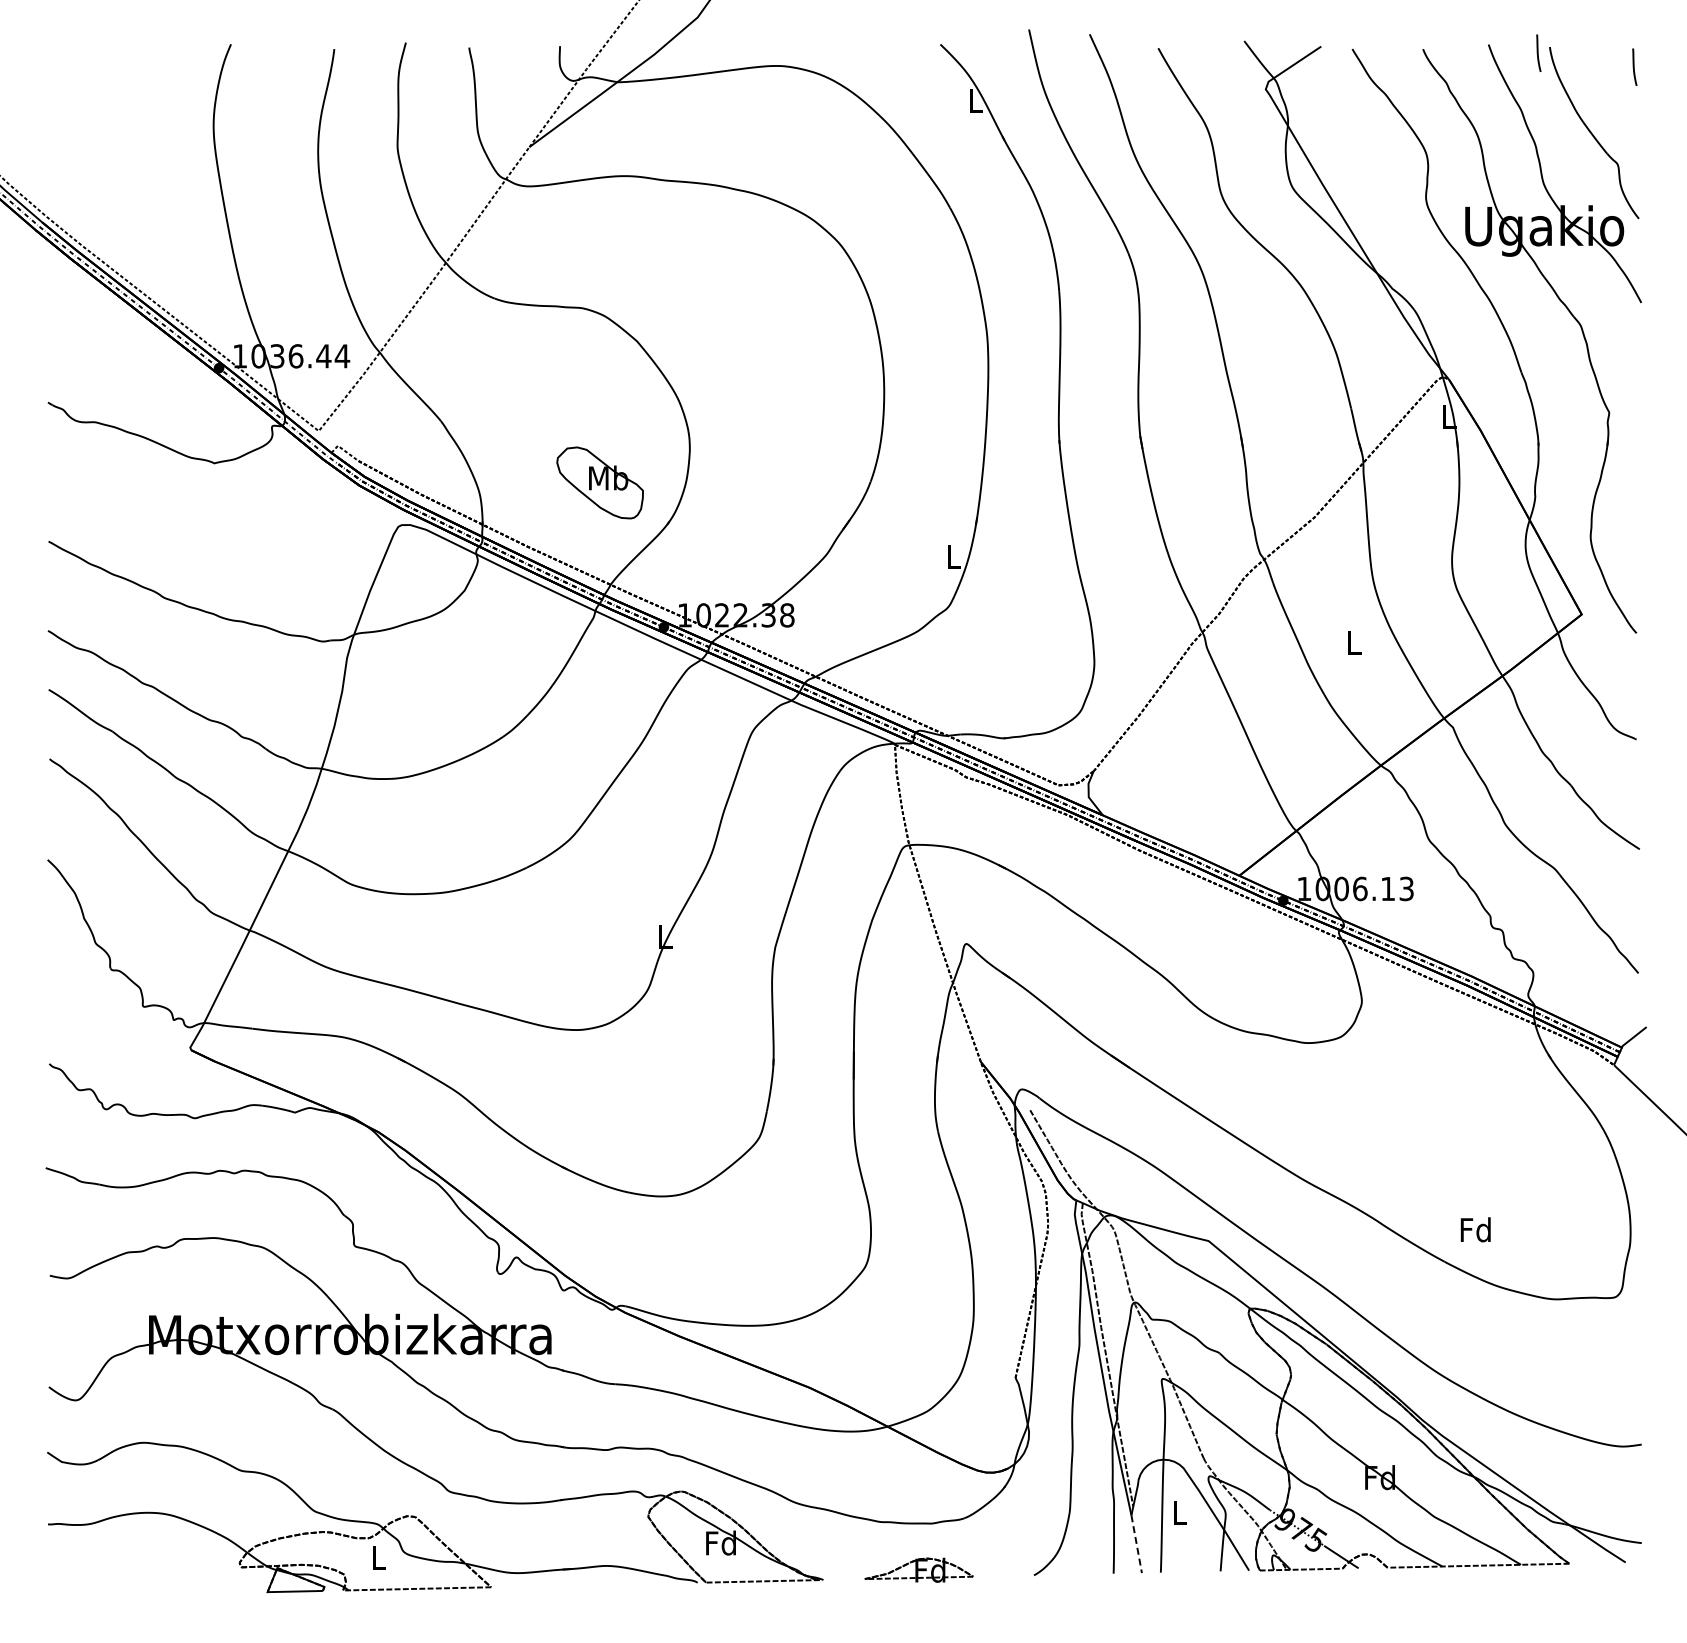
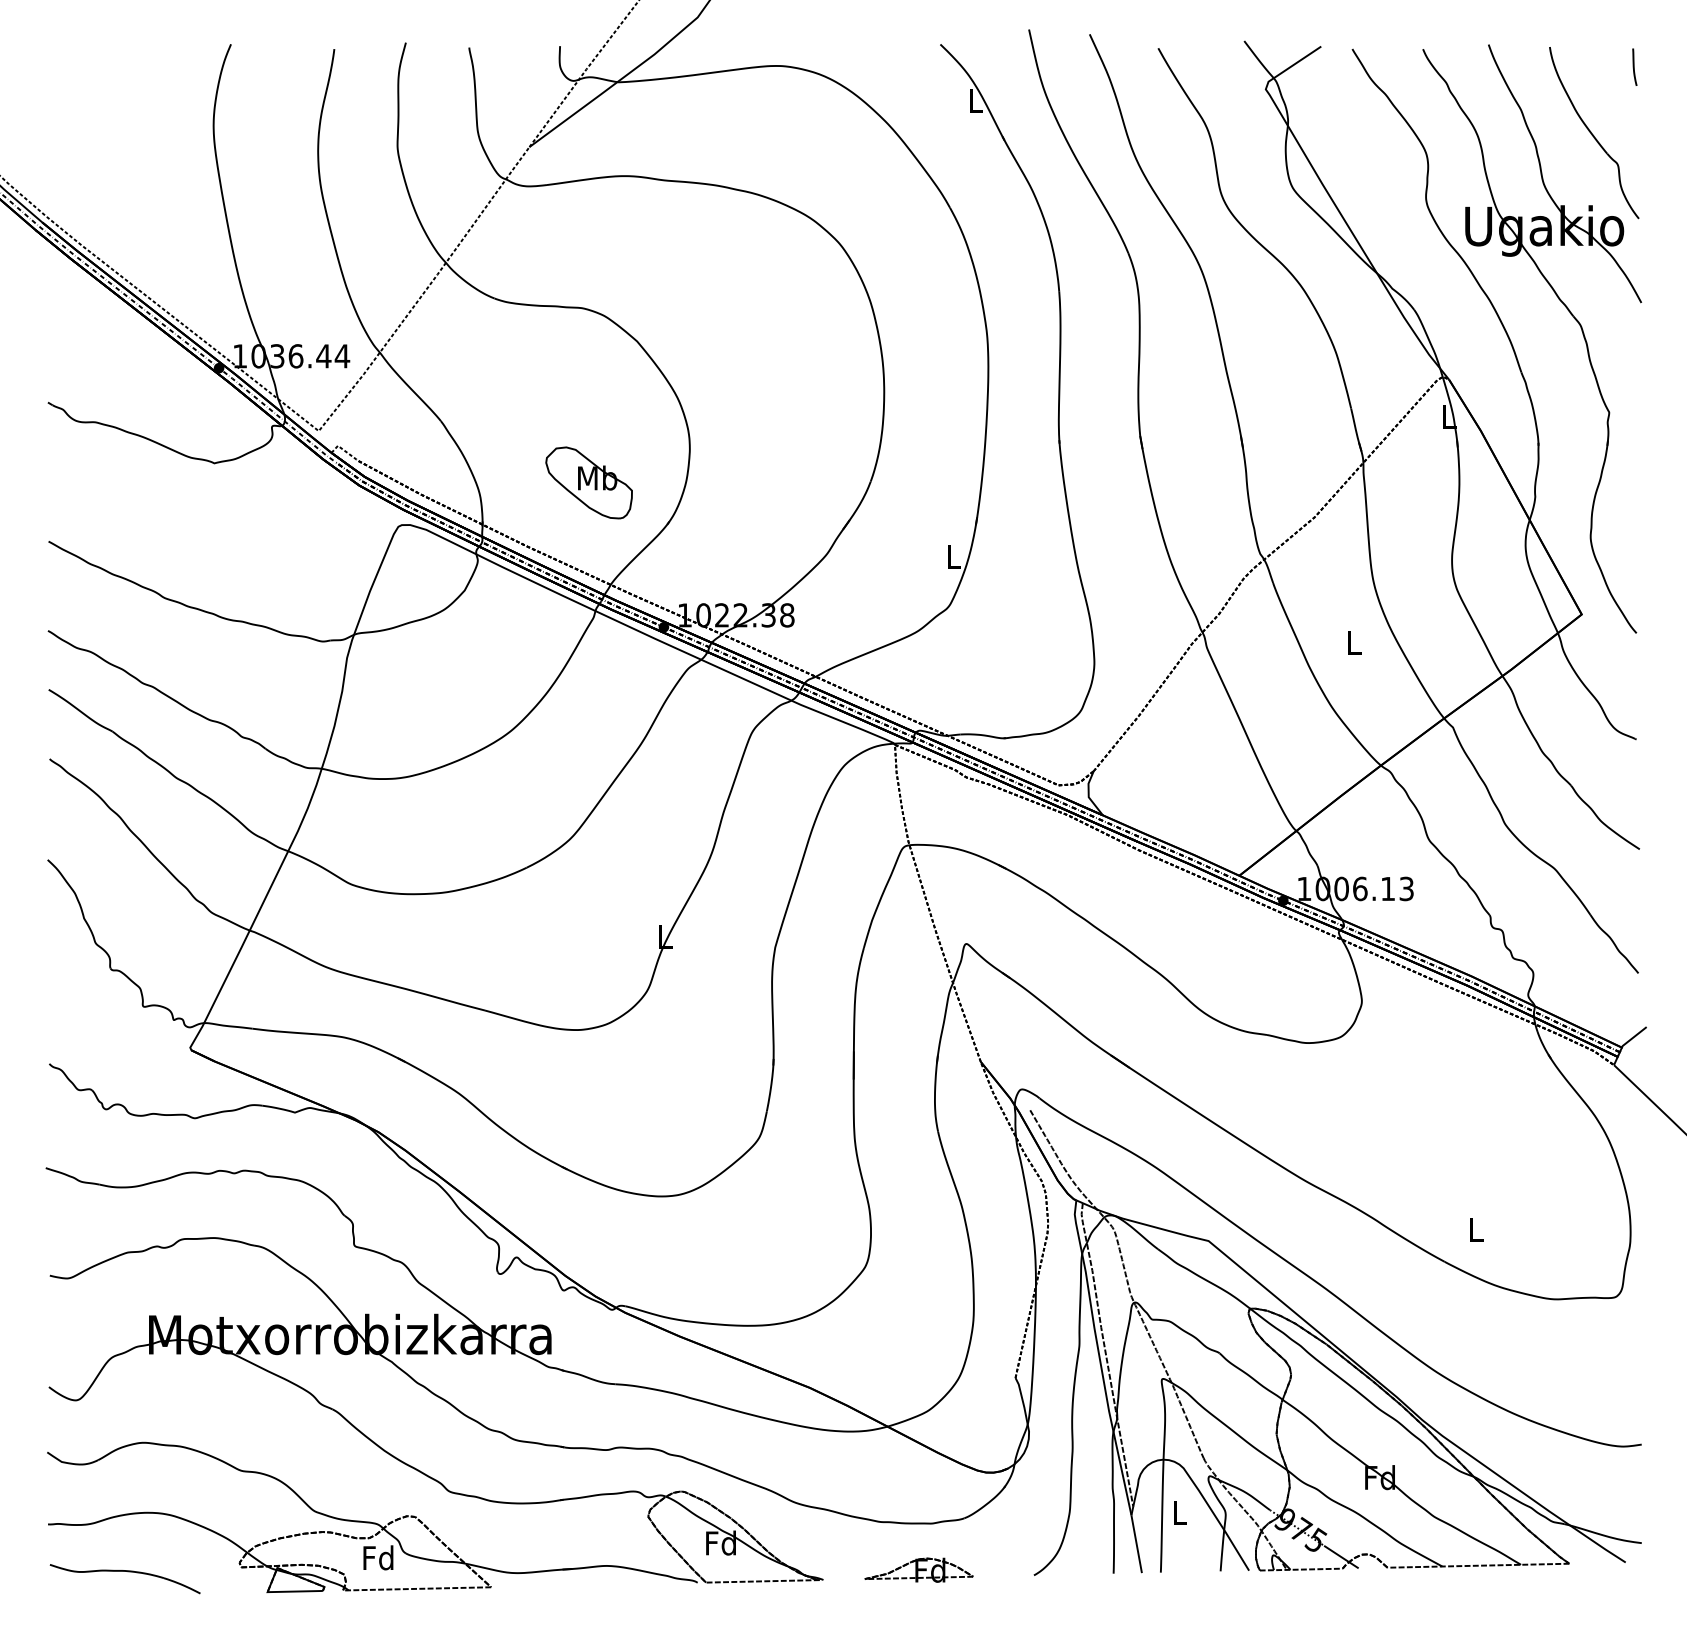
curve: present -> none (1538, 52)
part position: (599, 482) -> (588, 482) (588, 482)
text: Fd -> L (1475, 1229)
line: dashed -> solid (1136, 1544)
text: L -> Fd (378, 1557)
part: none -> present (127, 1572)
